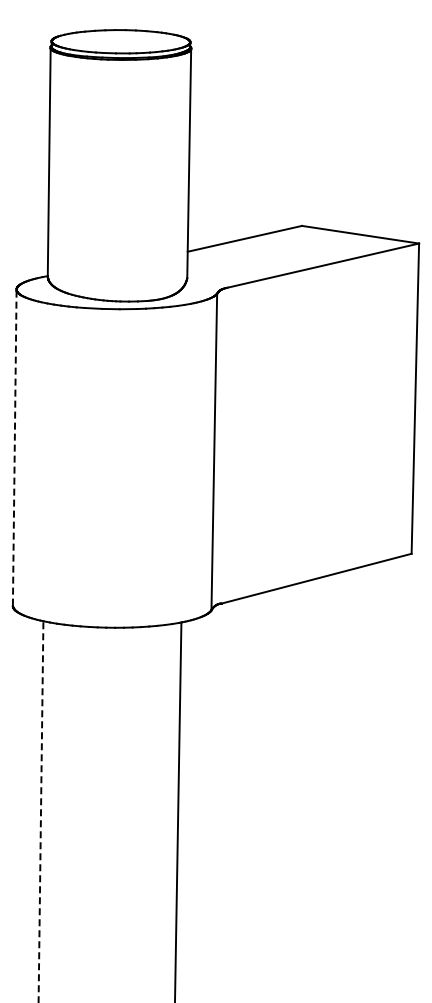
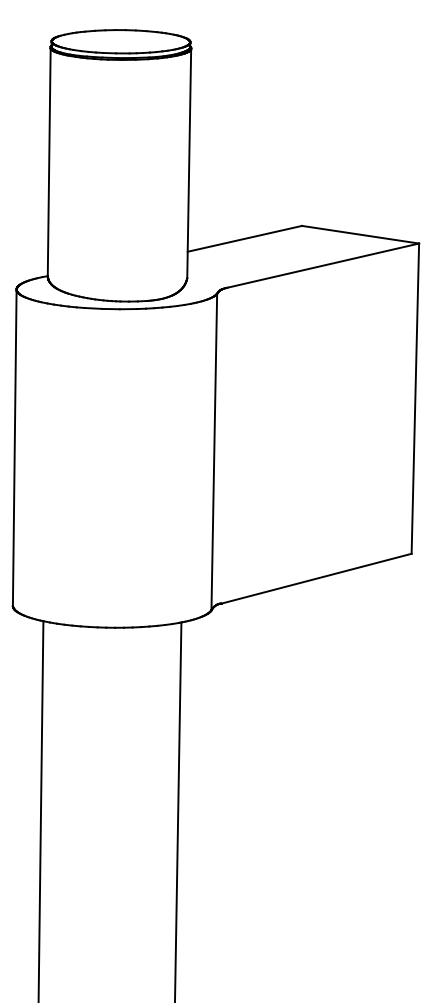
line: dashed -> solid (14, 447)
line: dashed -> solid (41, 811)
